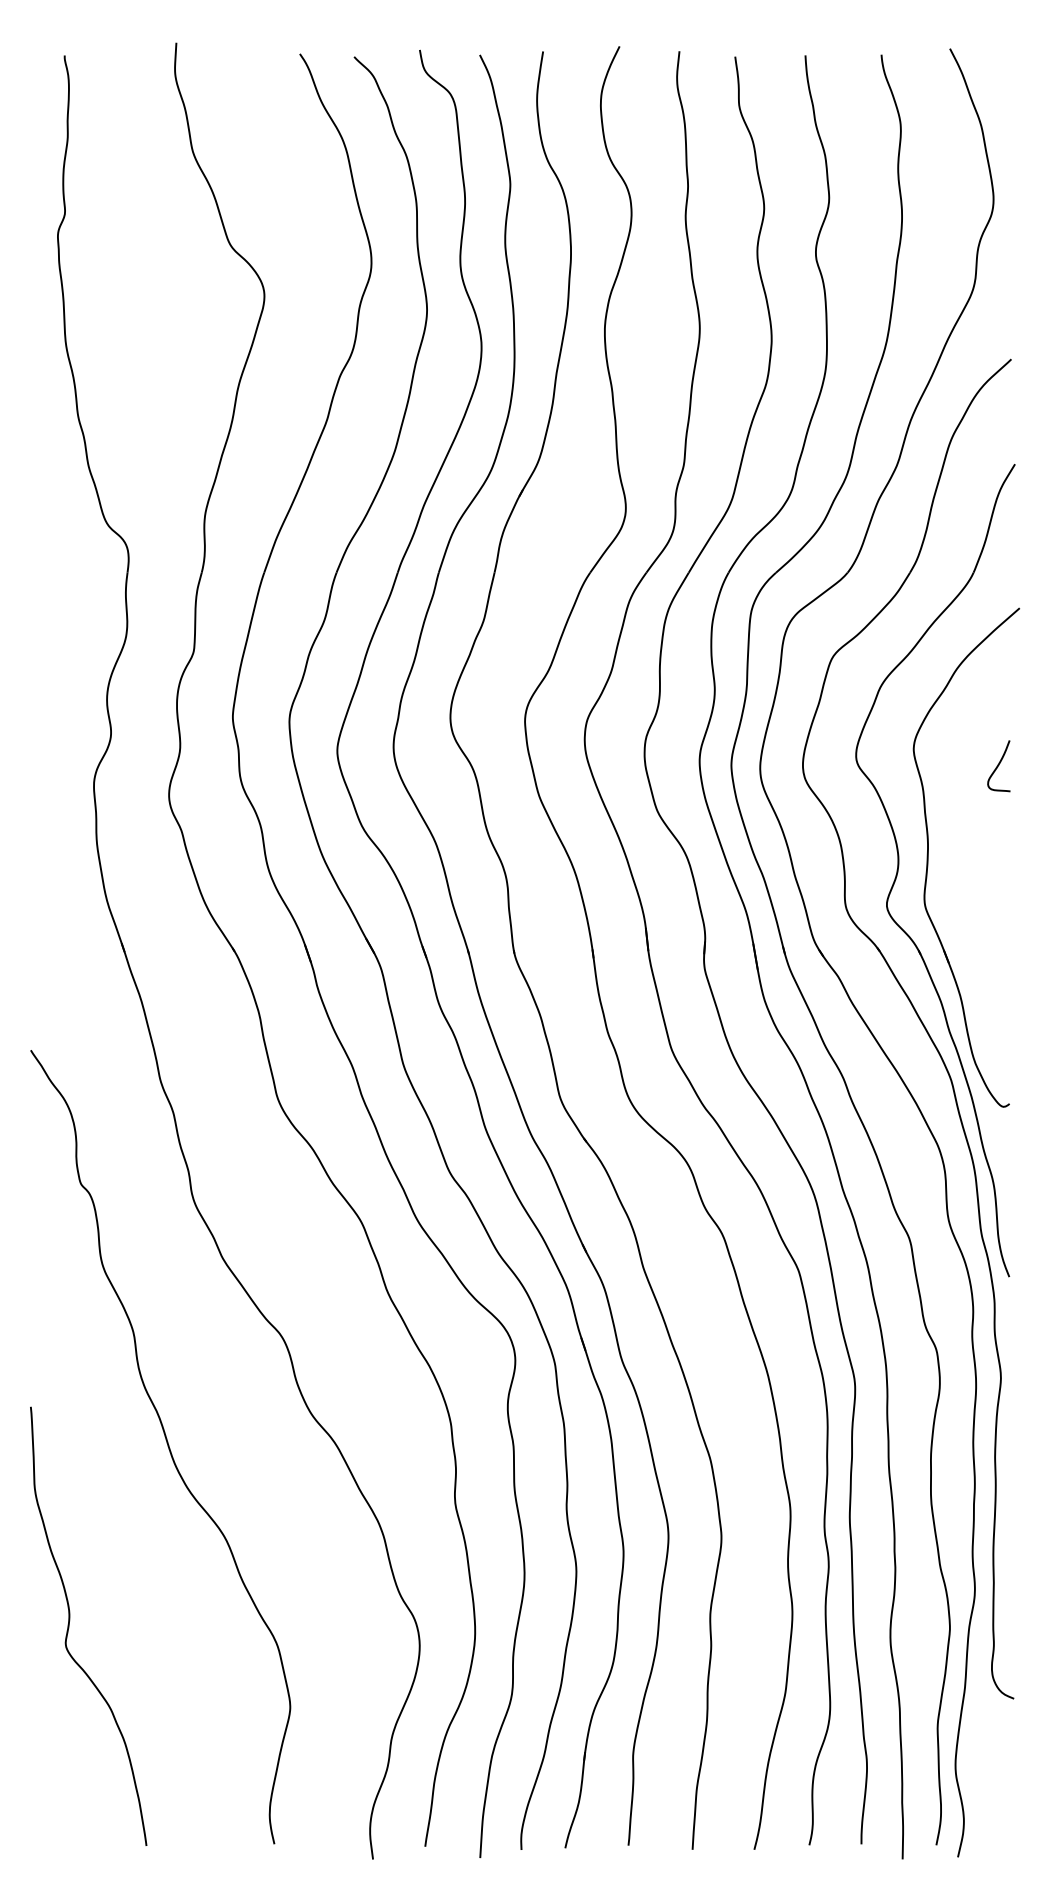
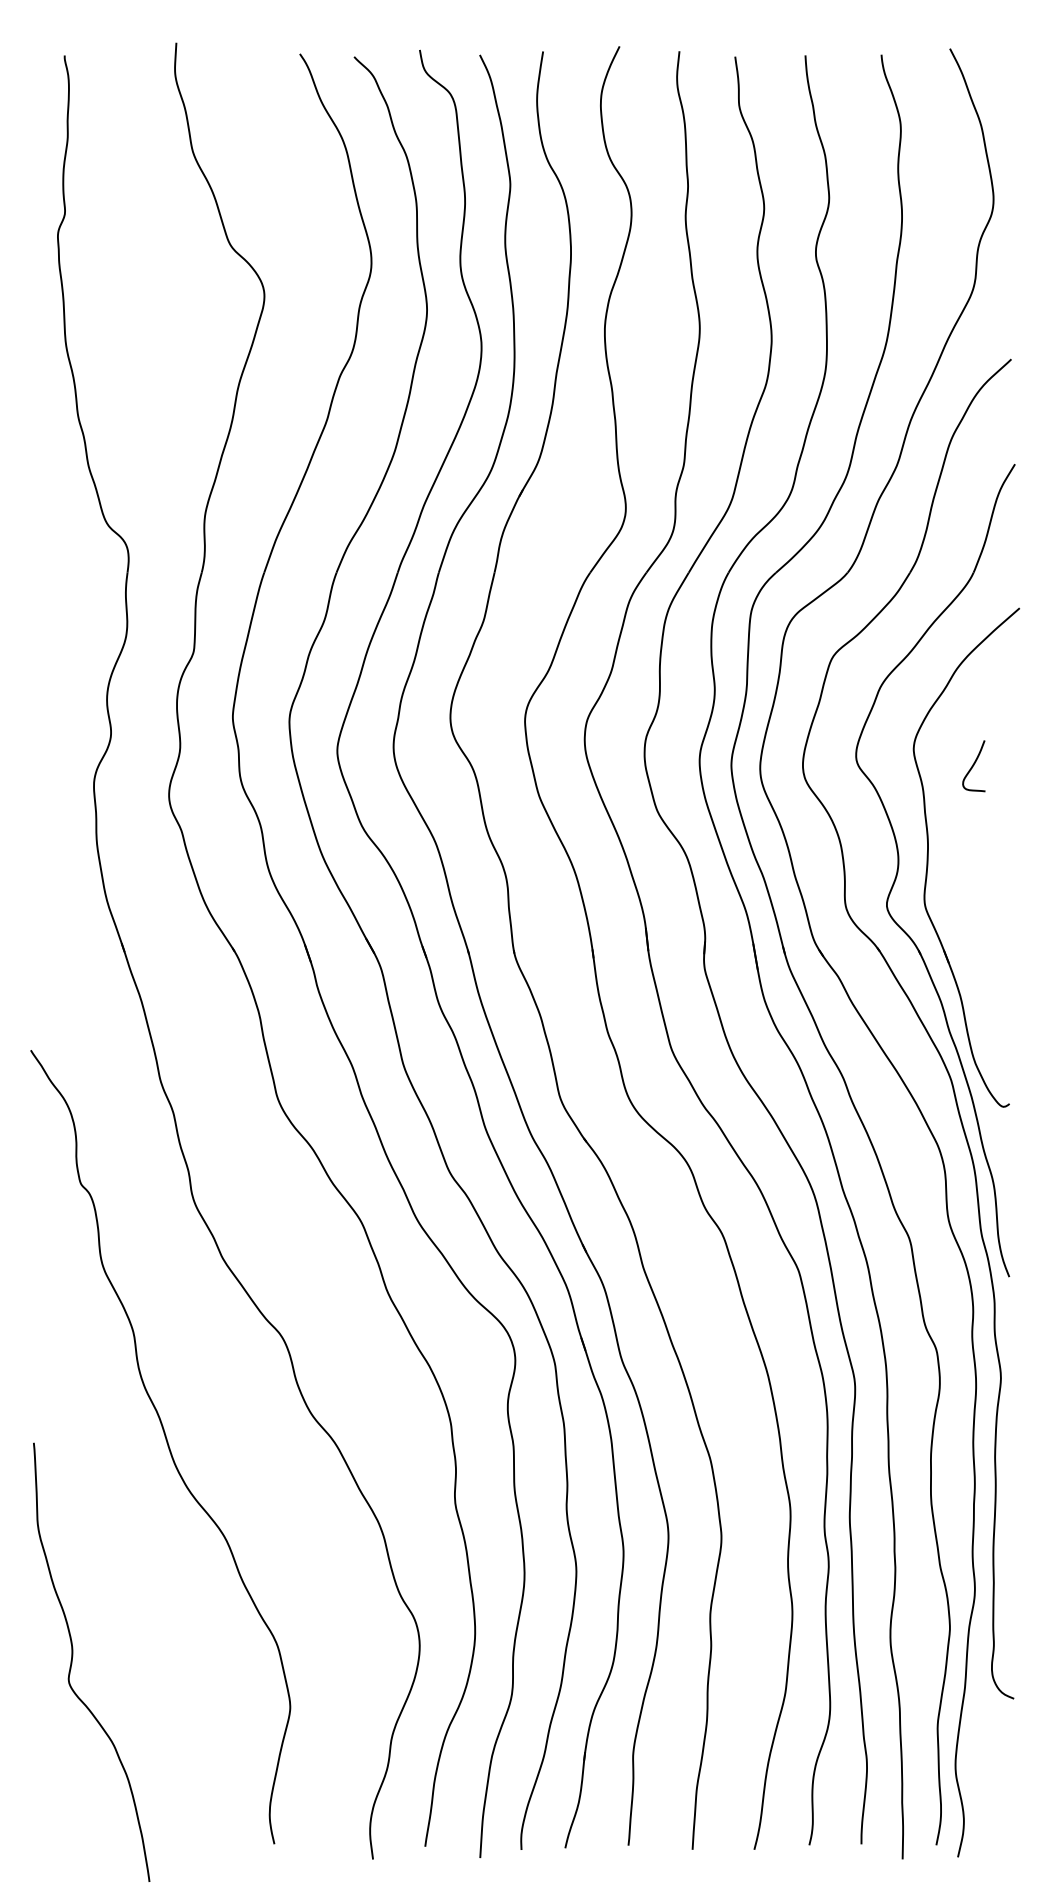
curve position: (998, 766) -> (973, 766) (973, 766)
curve position: (70, 1620) -> (73, 1656) (73, 1656)
